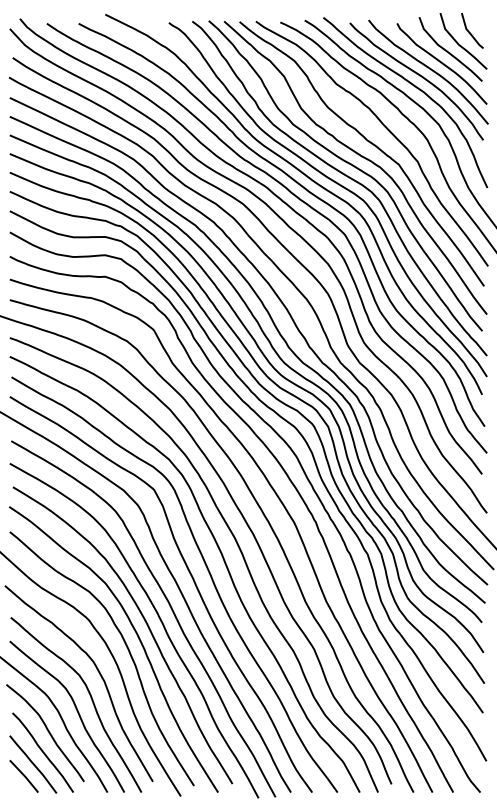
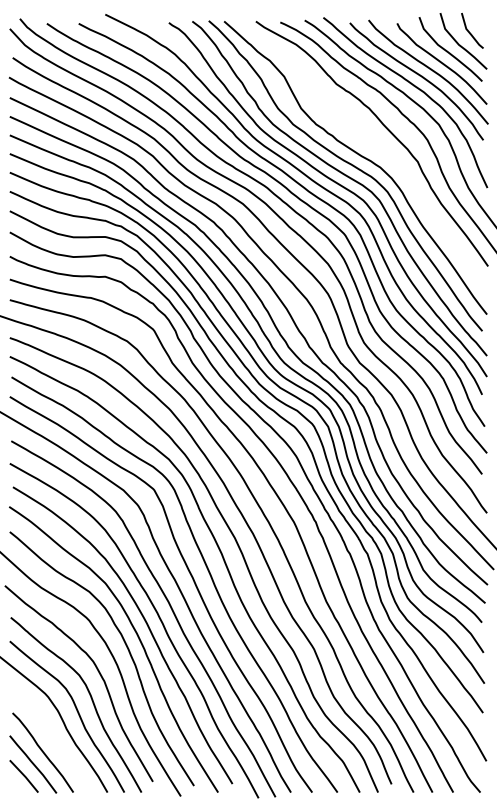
curve: present -> none (368, 142)
curve: present -> none (47, 731)
